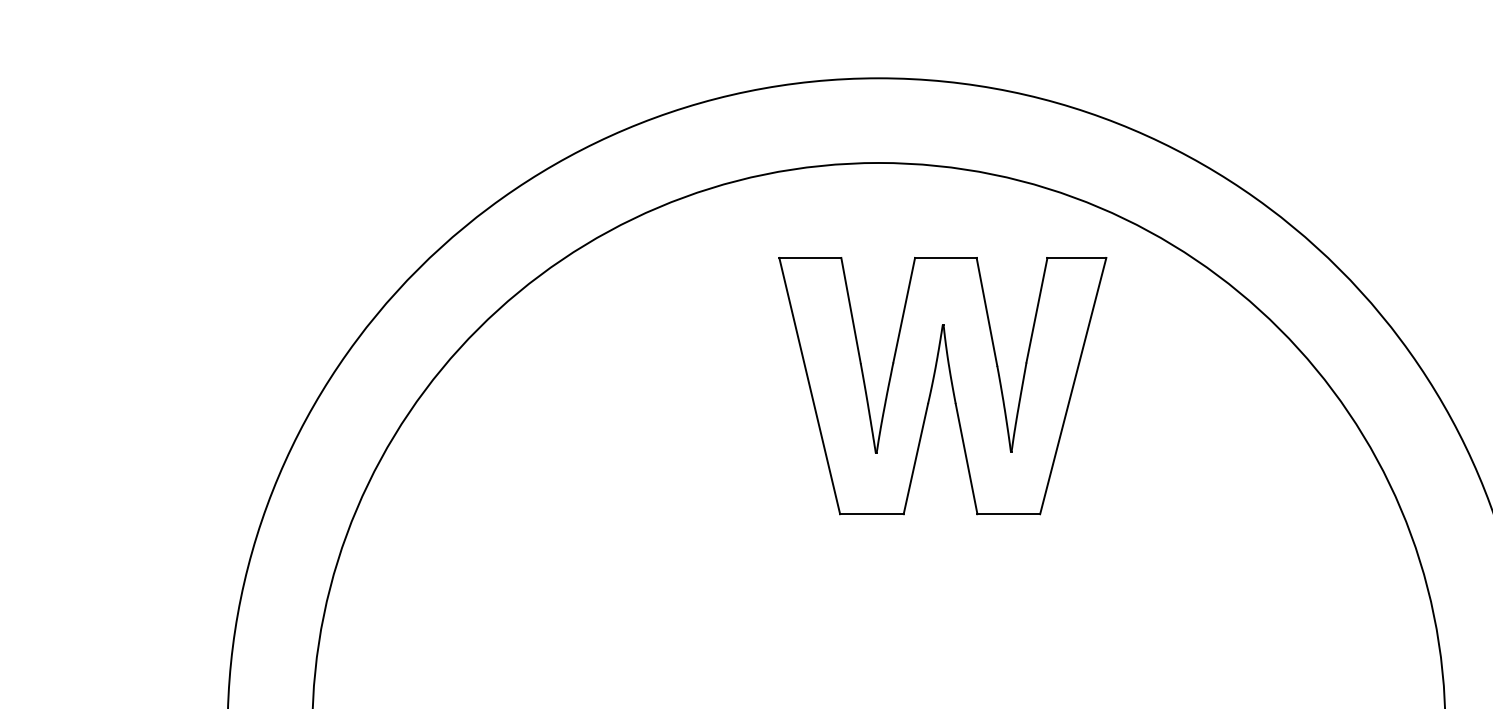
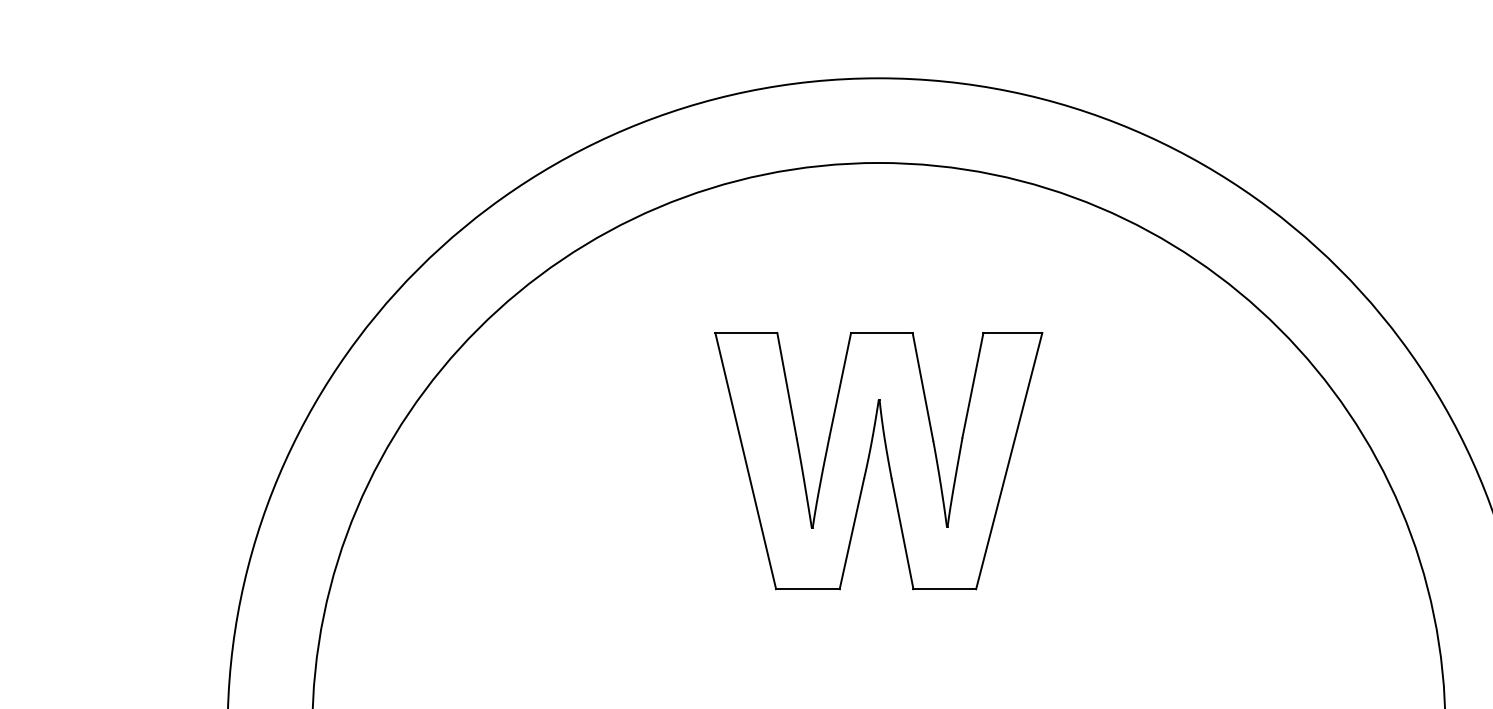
part position: (950, 382) -> (886, 457) (886, 457)
